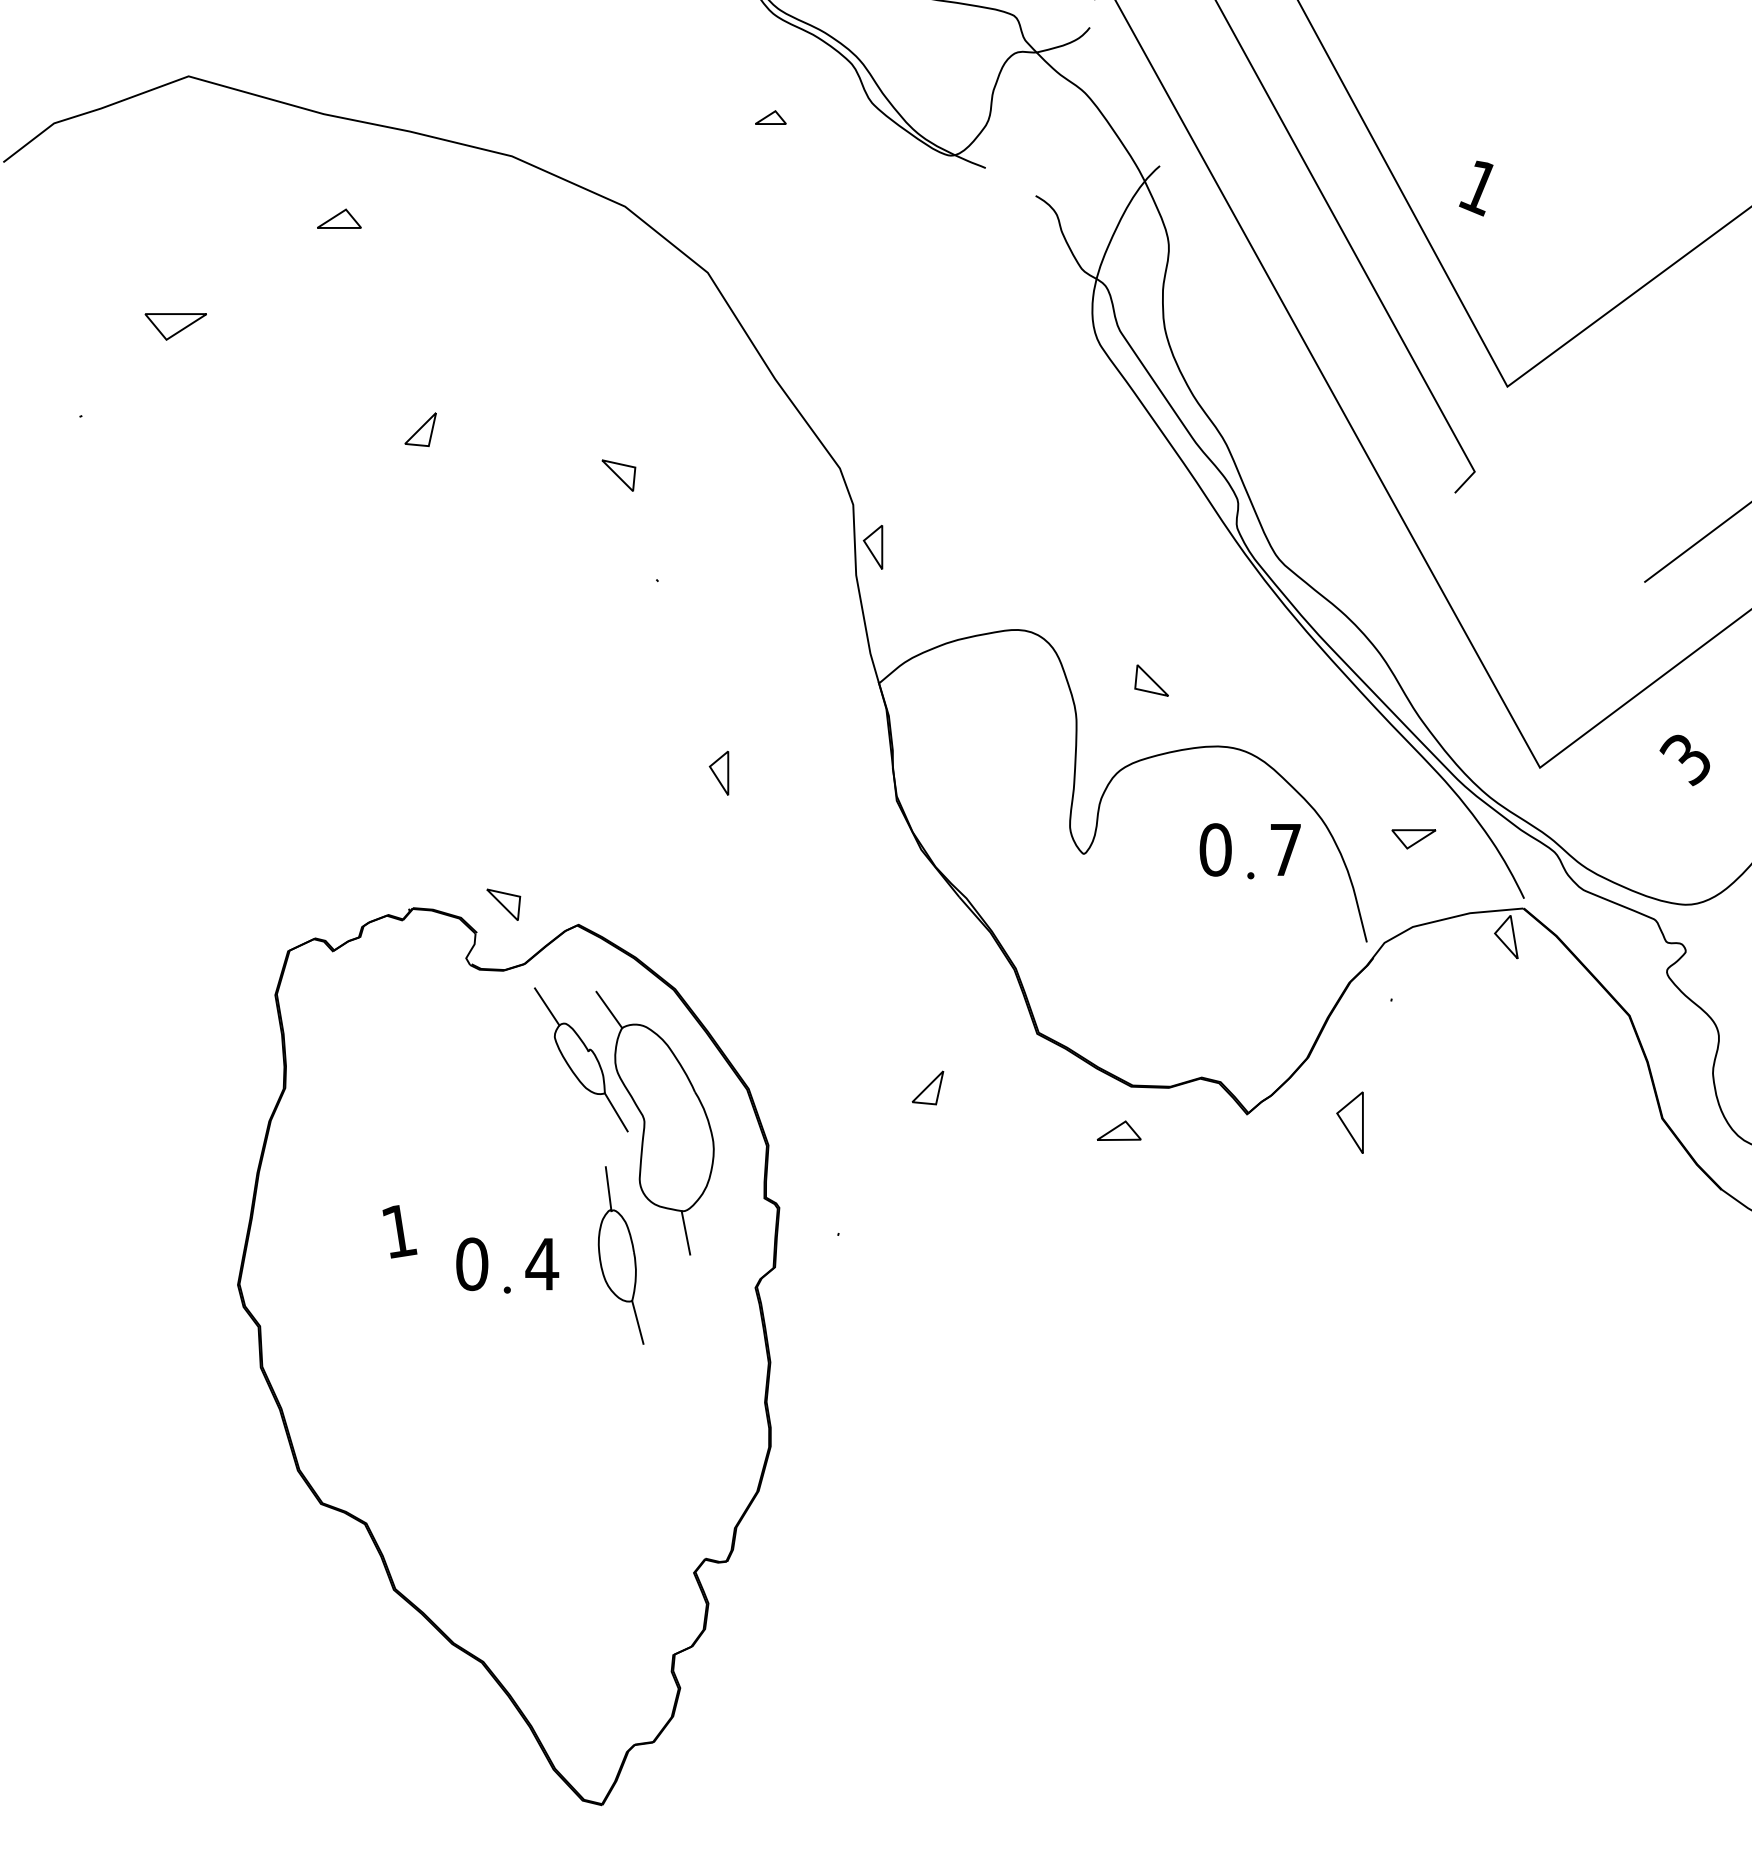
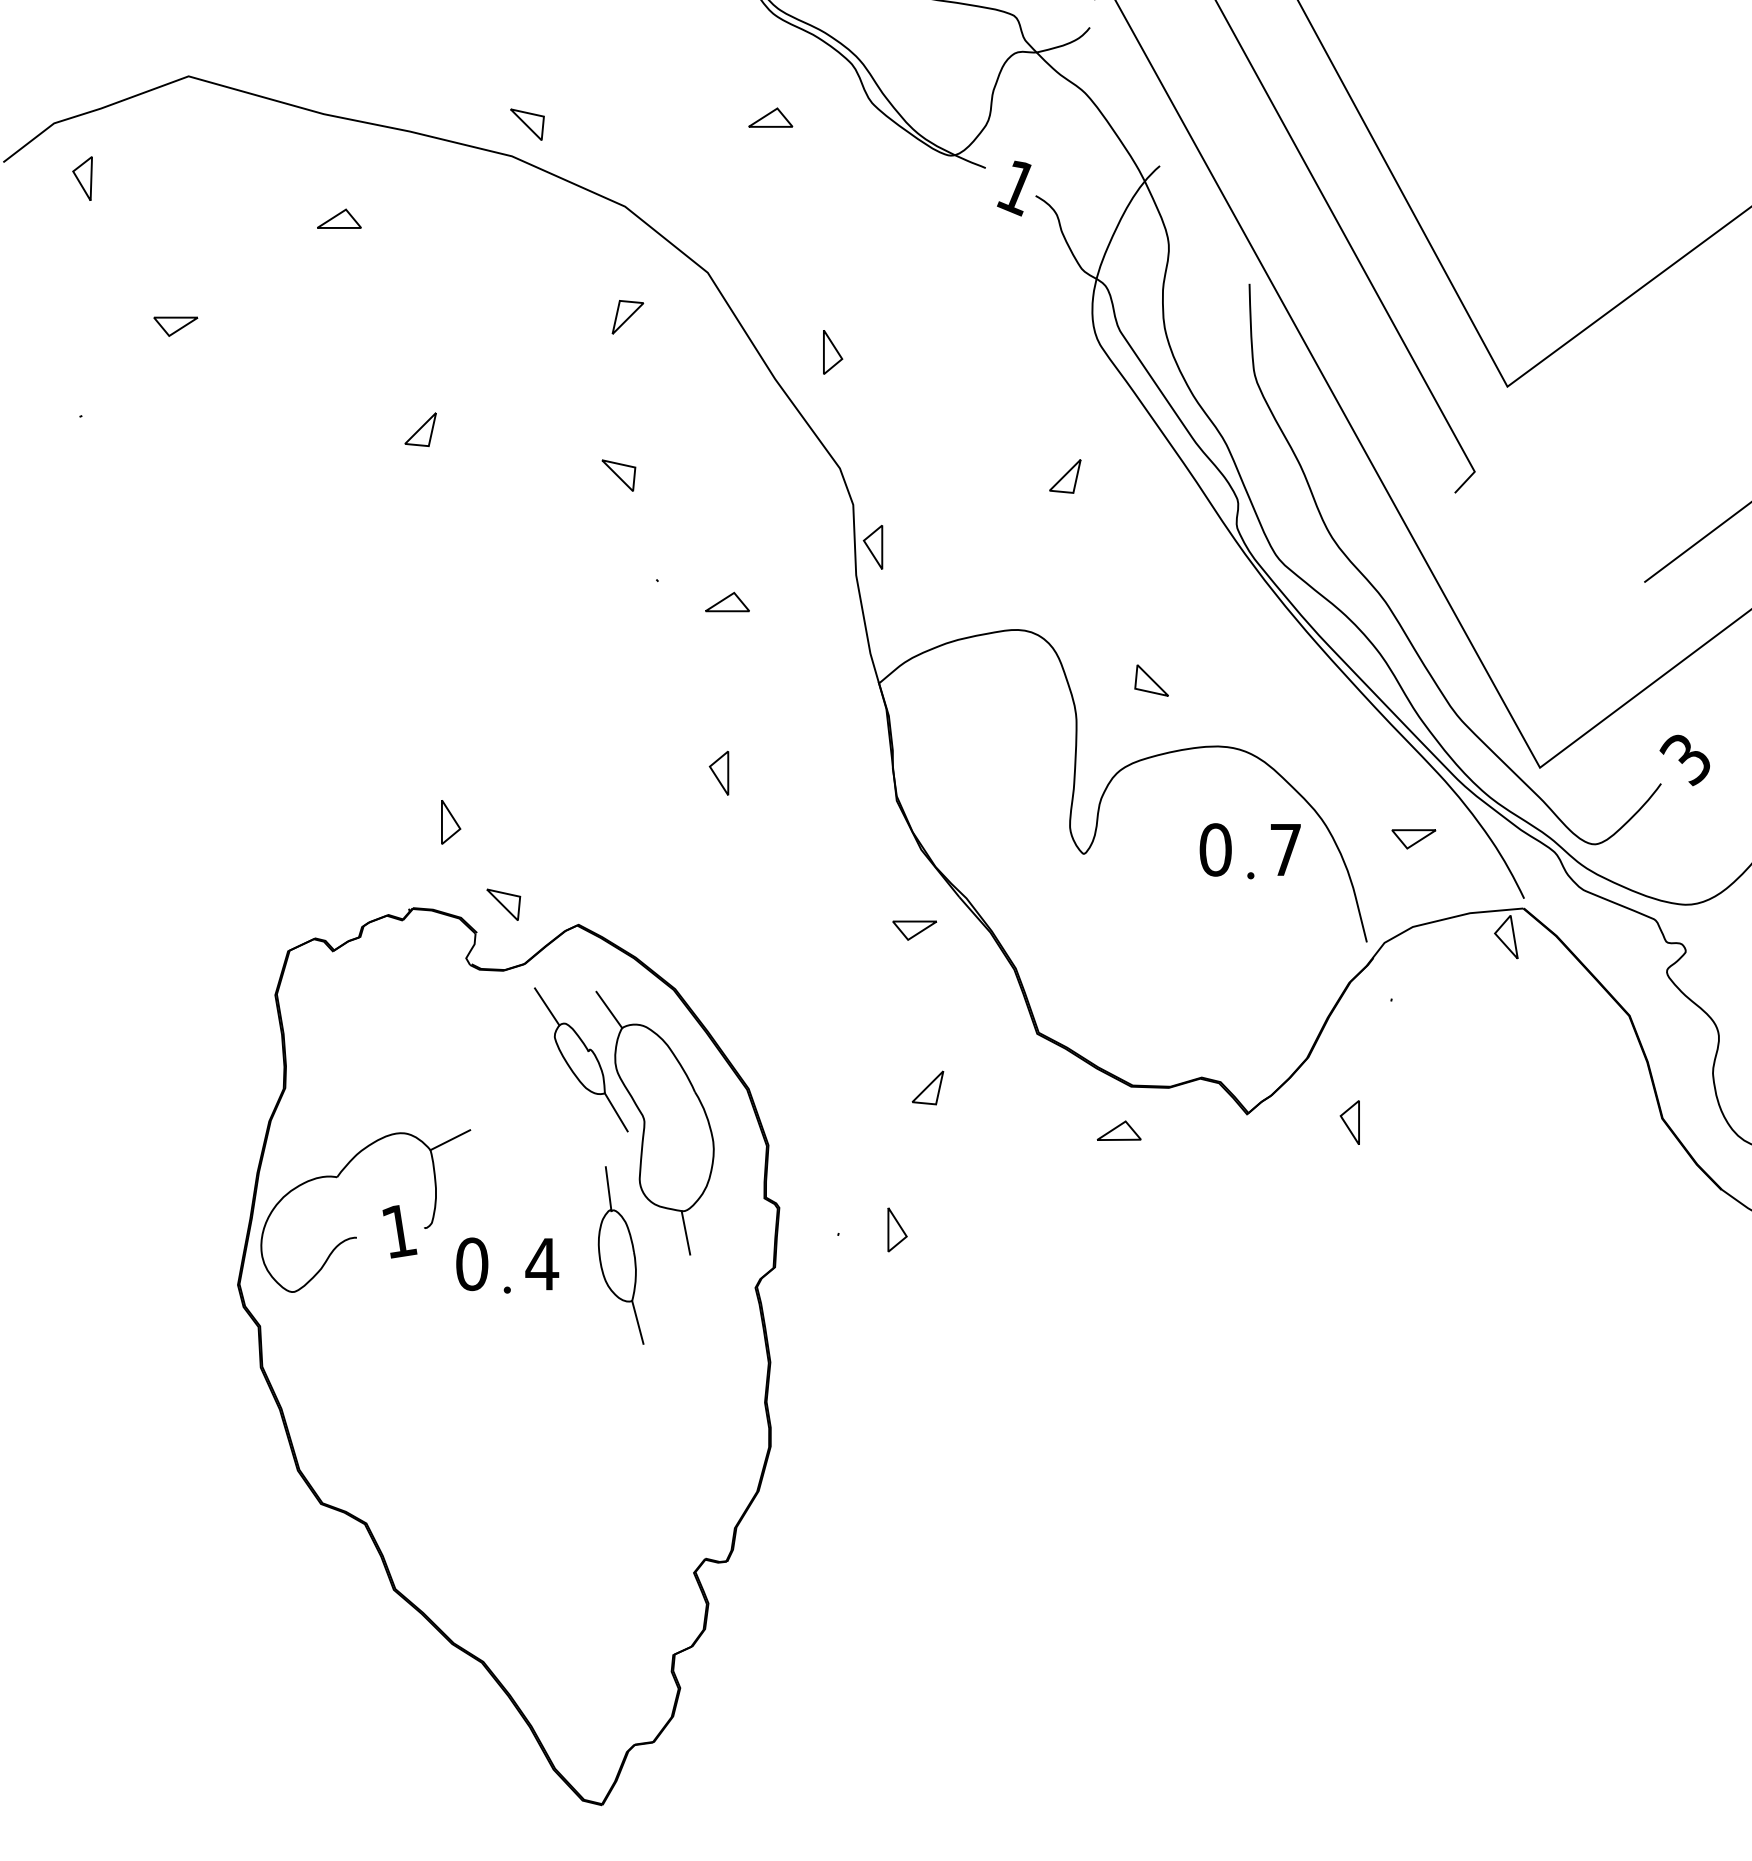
part size: 32x15 px -> 46x21 px (770, 117)
part: none -> present (527, 124)
part: none -> present (82, 178)
text position: (1476, 188) -> (1014, 188) (1014, 188)
part: none -> present (627, 317)
part size: 63x28 px -> 46x21 px (175, 326)
part: none -> present (833, 352)
part: none -> present (1065, 476)
part: none -> present (727, 601)
curve: none -> present (1390, 607)
part: none -> present (451, 822)
part: none -> present (914, 930)
part size: 28x63 px -> 21x45 px (1349, 1122)
part: none -> present (897, 1229)
part: none -> present (356, 1236)
